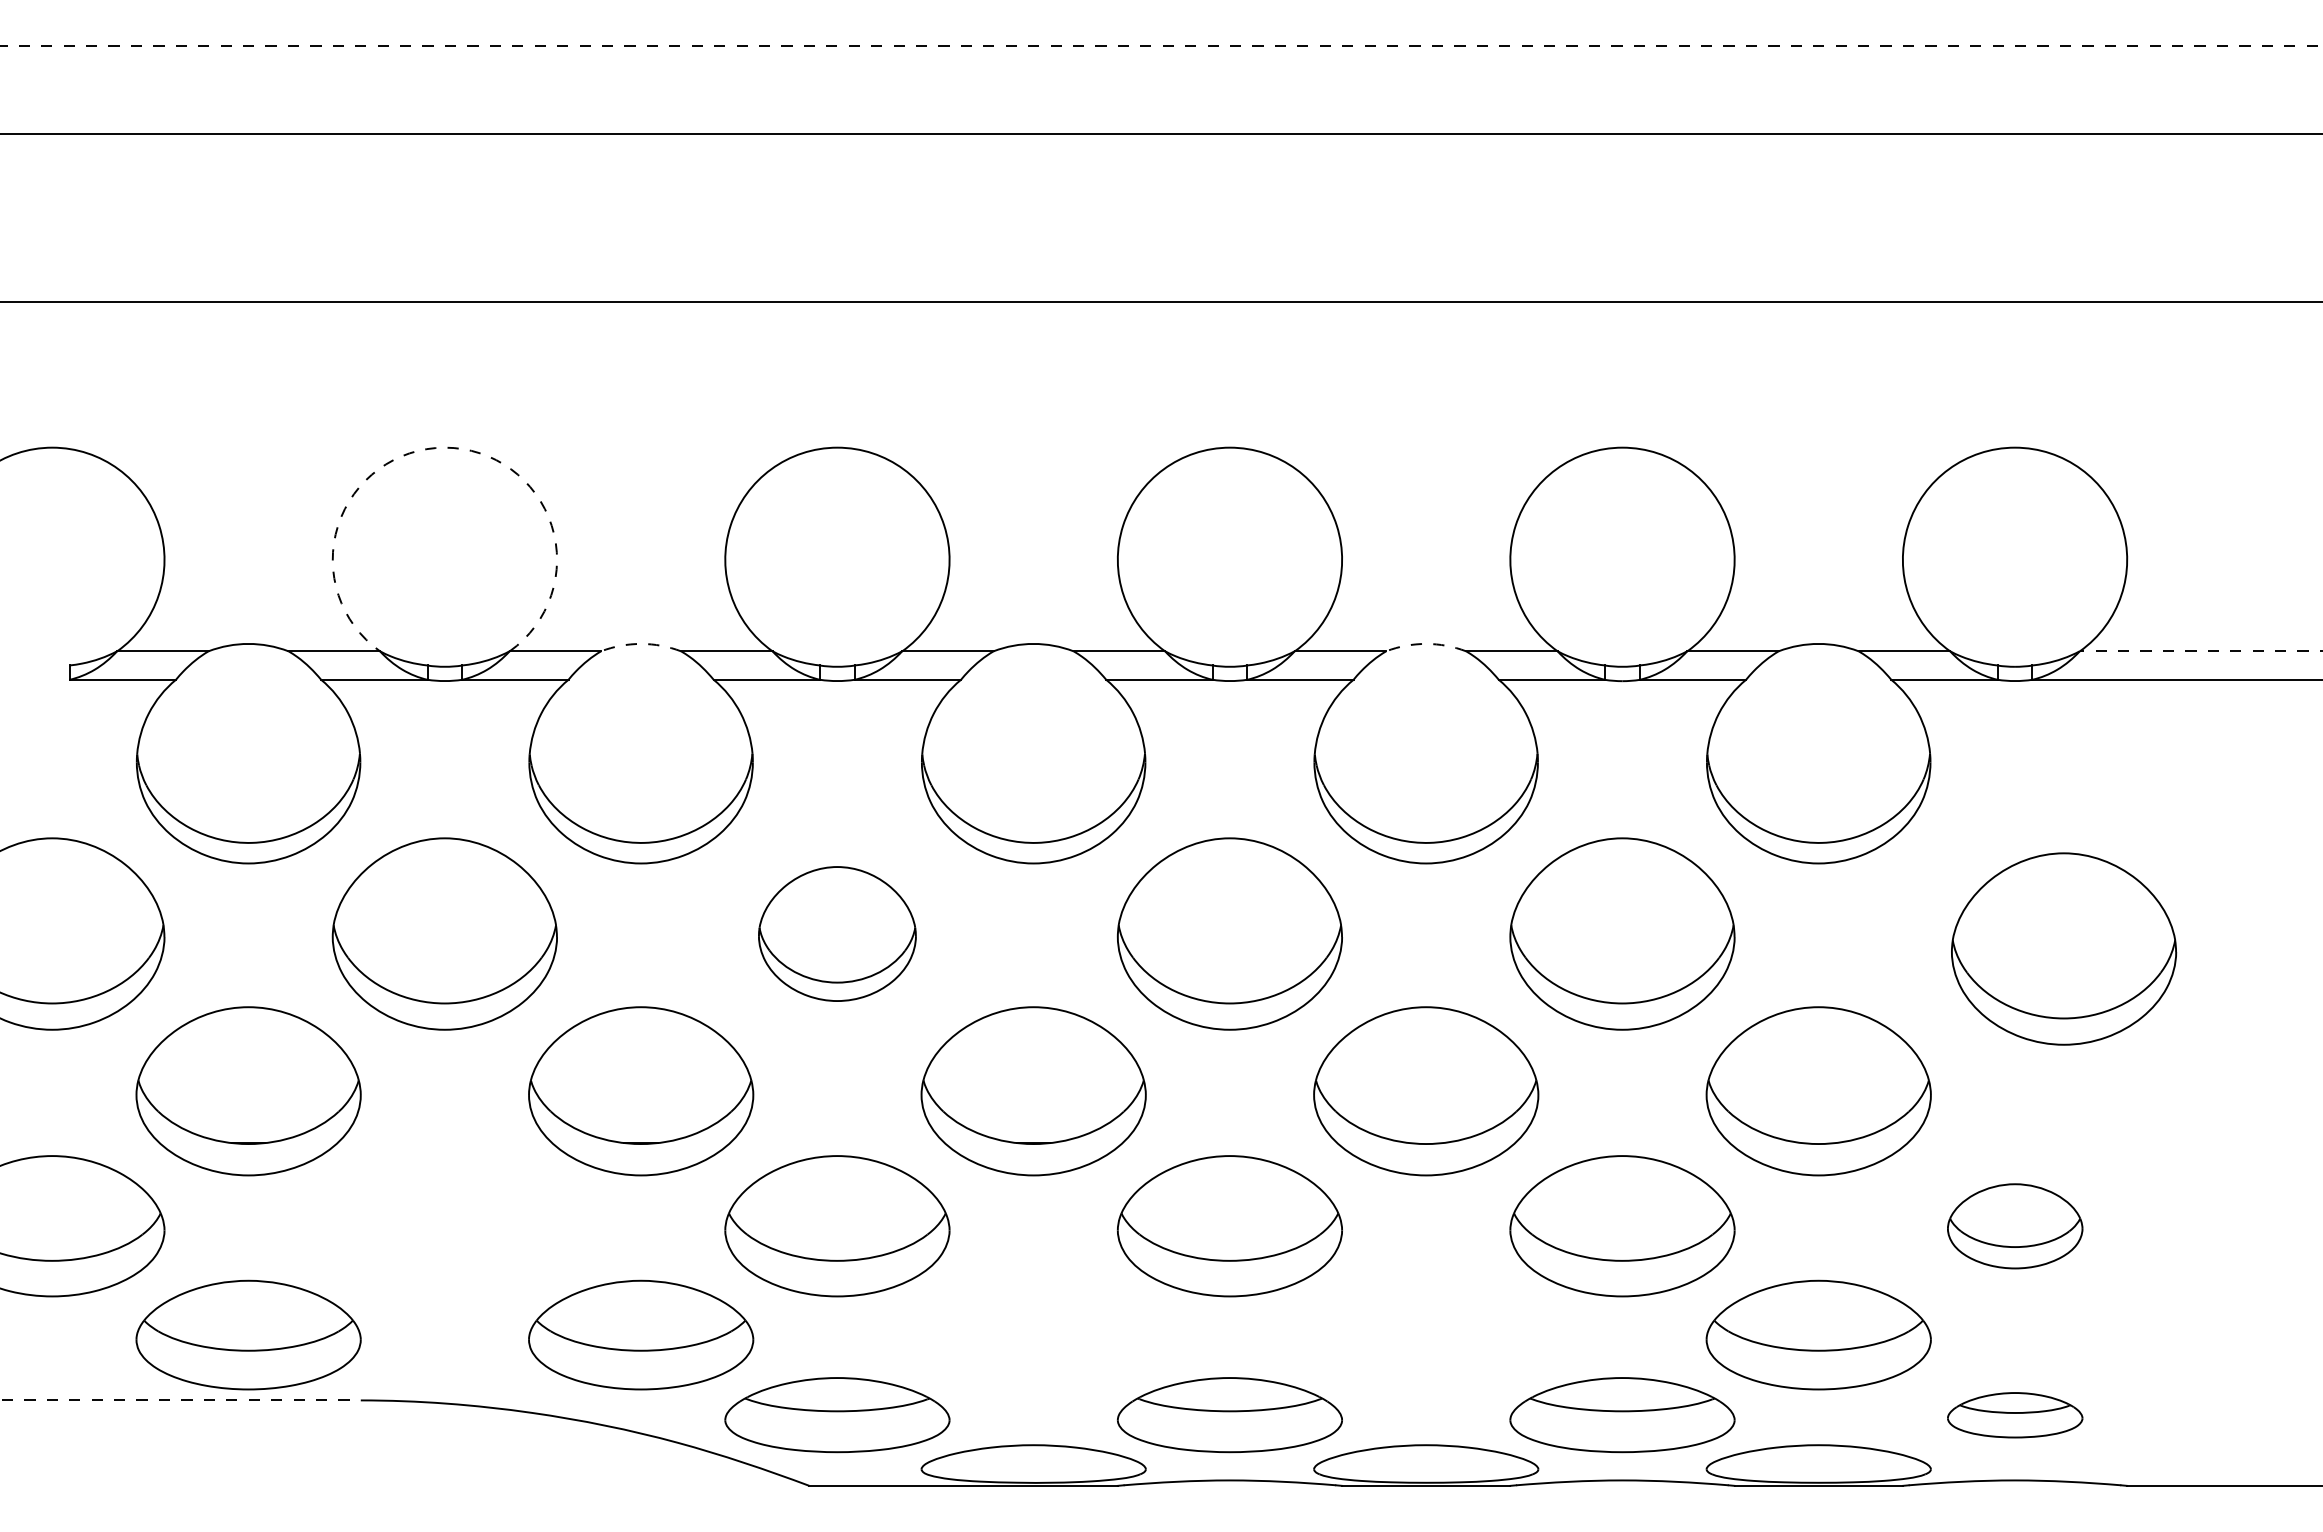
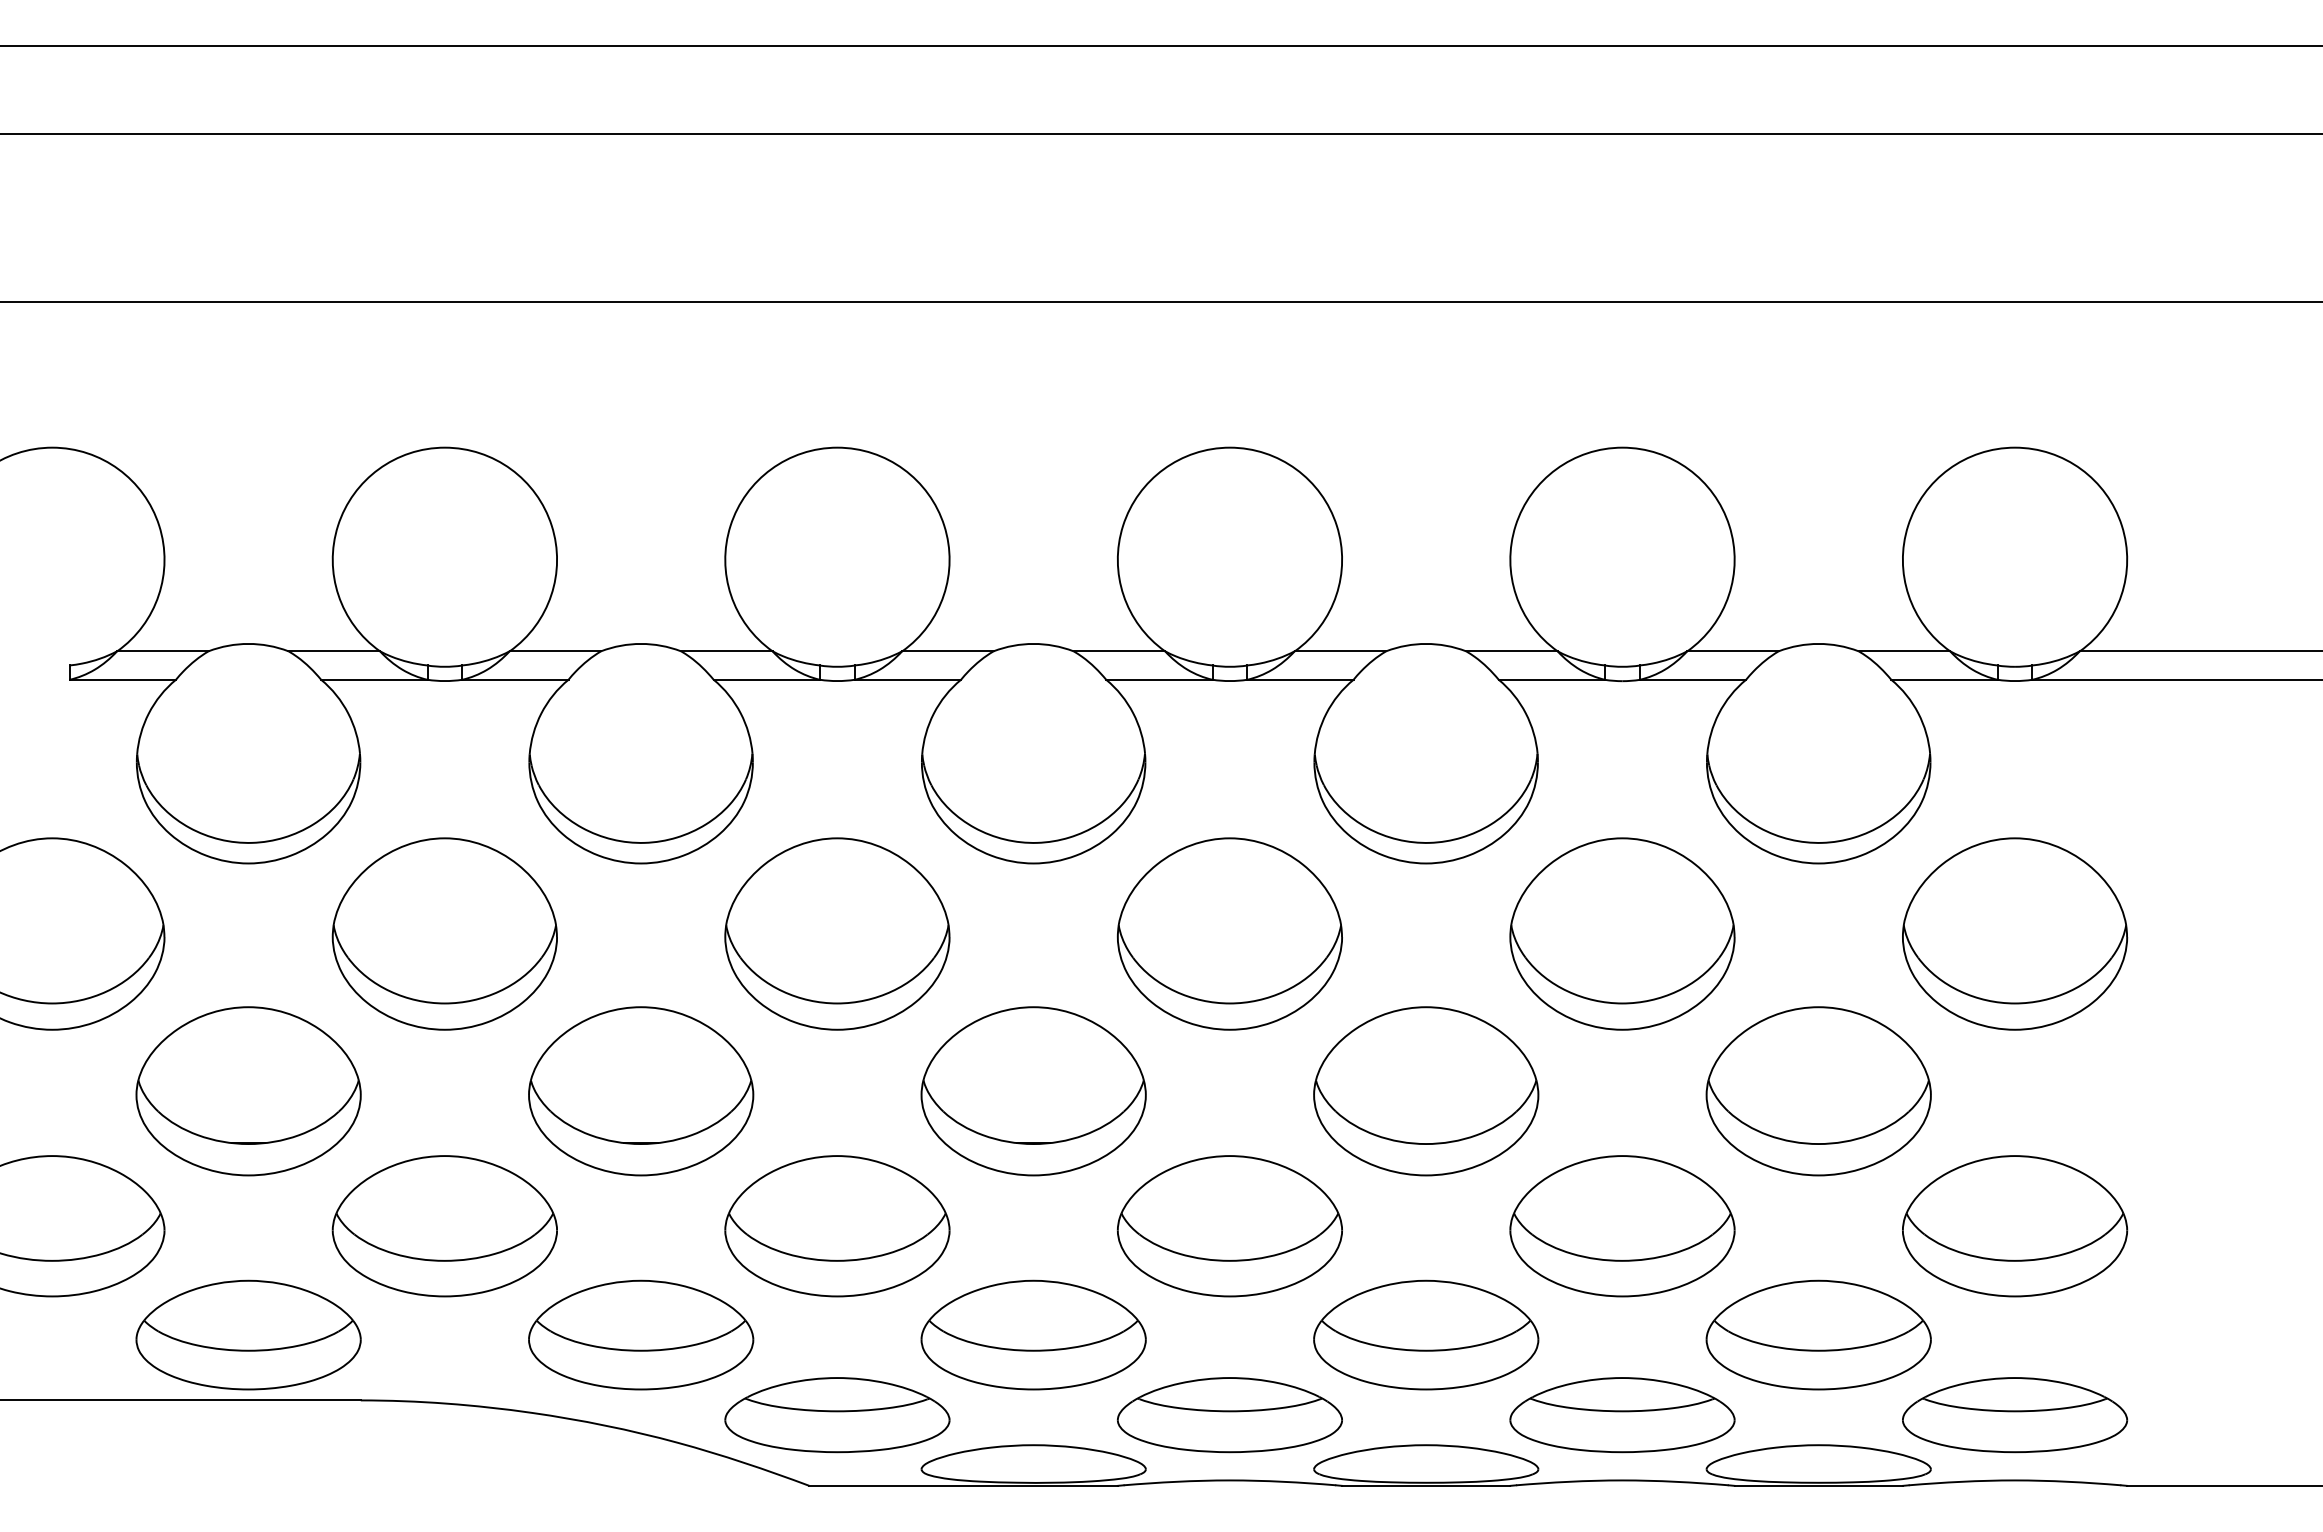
line: dashed -> solid (1160, 46)
arc: dashed -> solid (444, 447)
arc: dashed -> solid (641, 643)
arc: dashed -> solid (1426, 643)
line: dashed -> solid (2200, 651)
part size: 159x136 px -> 227x194 px (837, 933)
part position: (2064, 948) -> (2015, 933) (2015, 933)
part: none -> present (444, 1226)
part size: 137x87 px -> 227x143 px (2015, 1226)
part: none -> present (1033, 1334)
part: none -> present (1426, 1334)
line: dashed -> solid (180, 1400)
part size: 137x47 px -> 227x77 px (2015, 1415)
